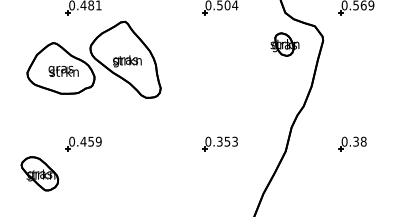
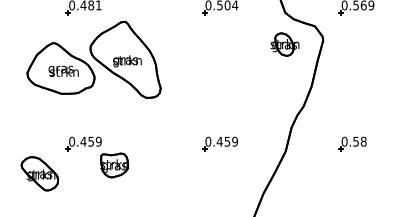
text: 0.38 -> 0.58 (355, 140)
text: 0.353 -> 0.459 (227, 141)
part: none -> present (114, 165)
